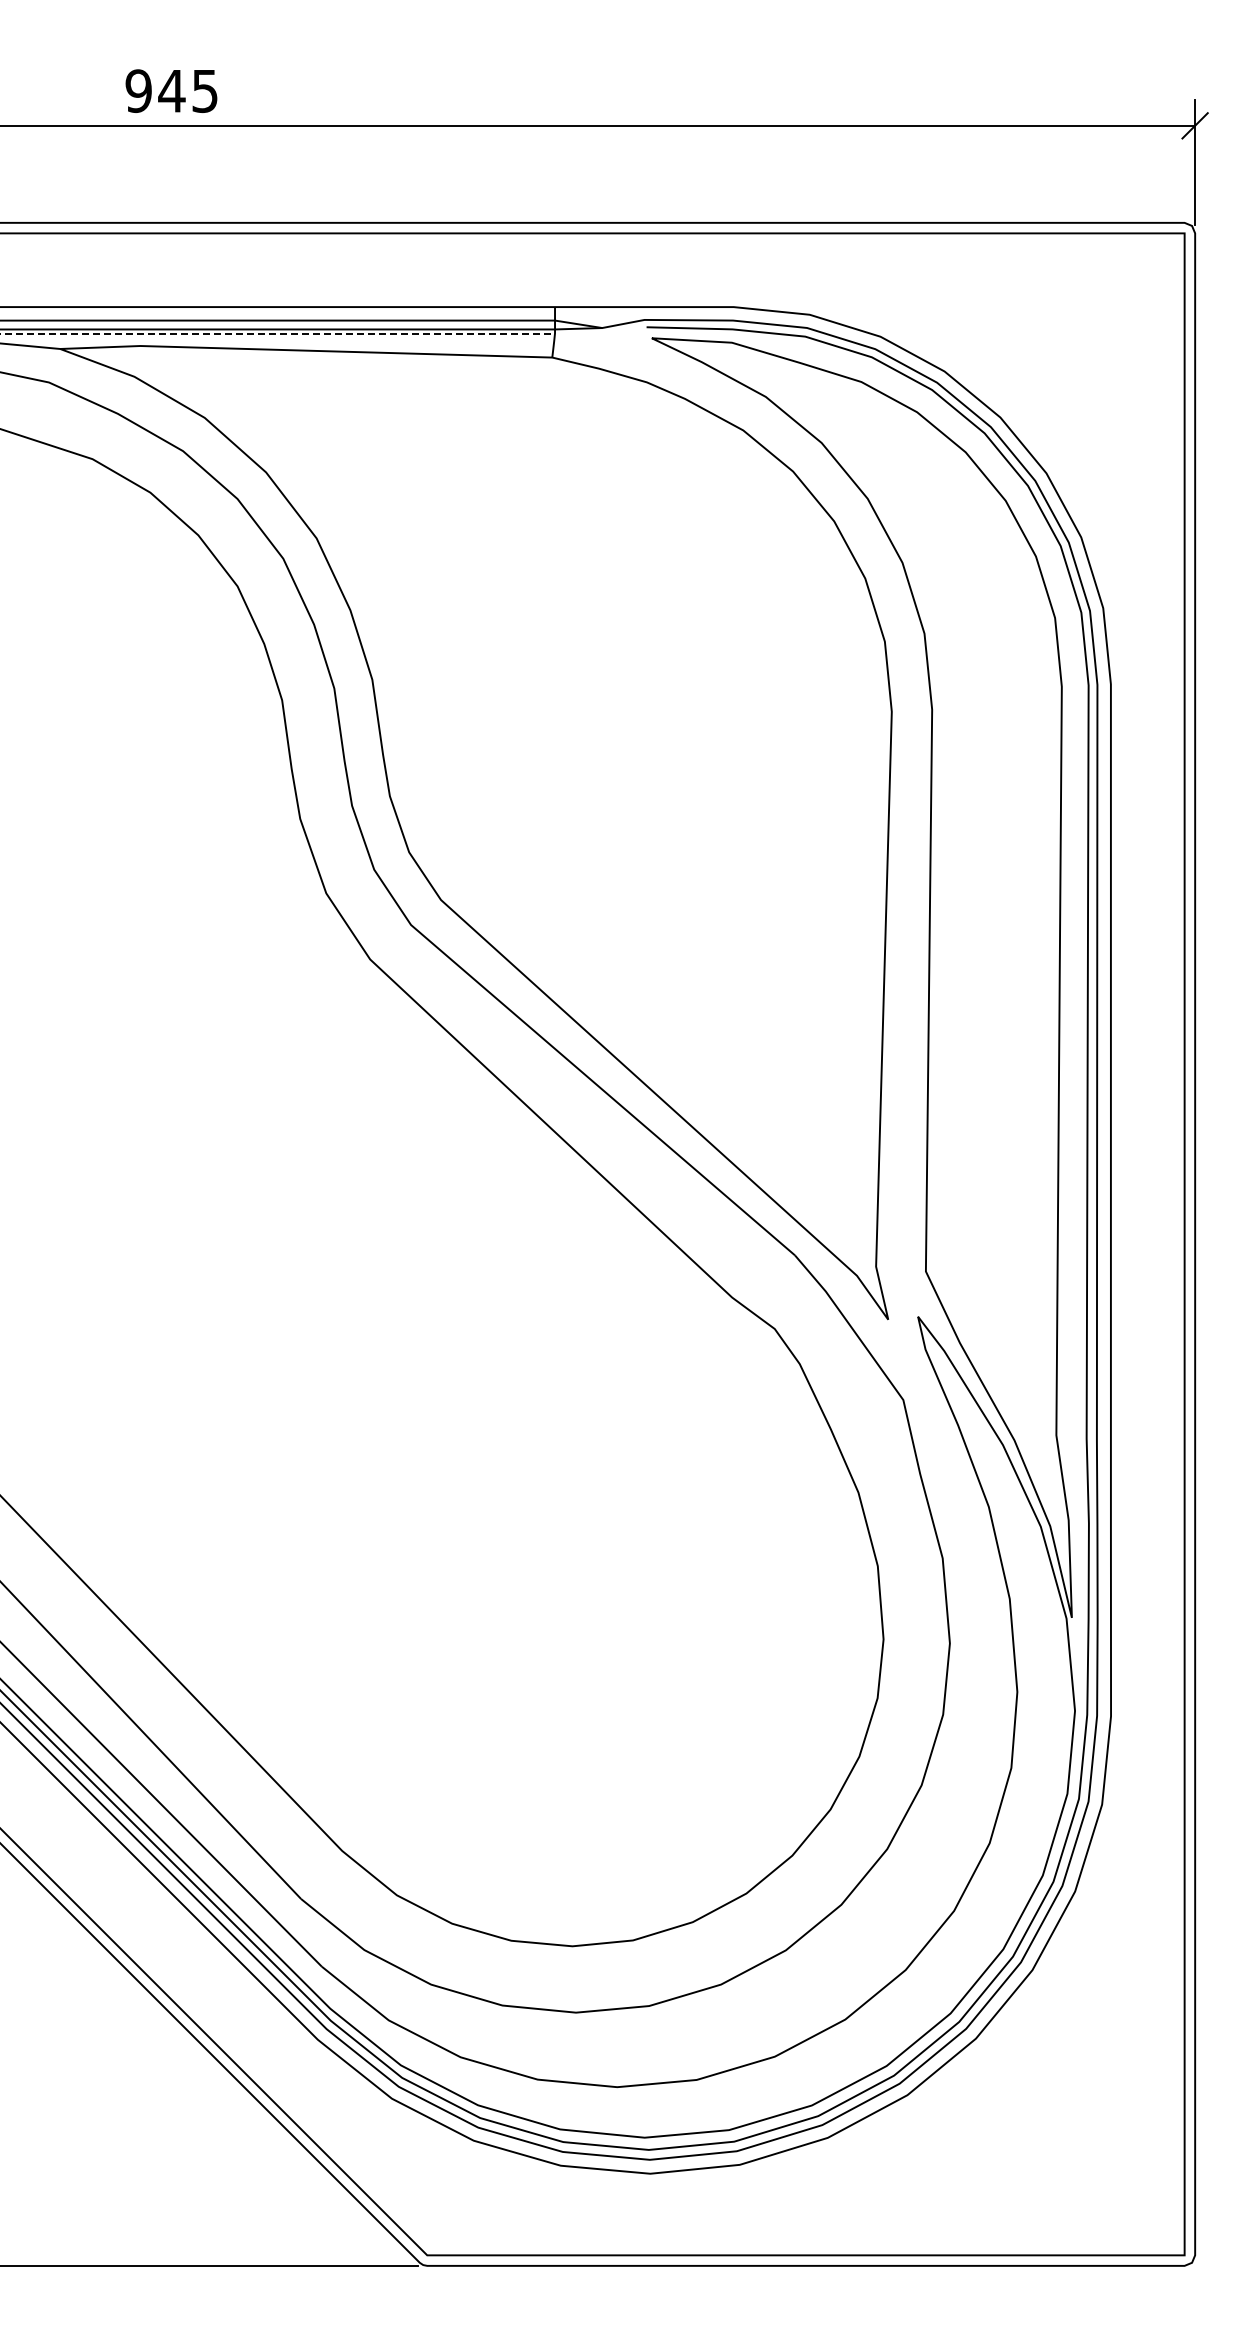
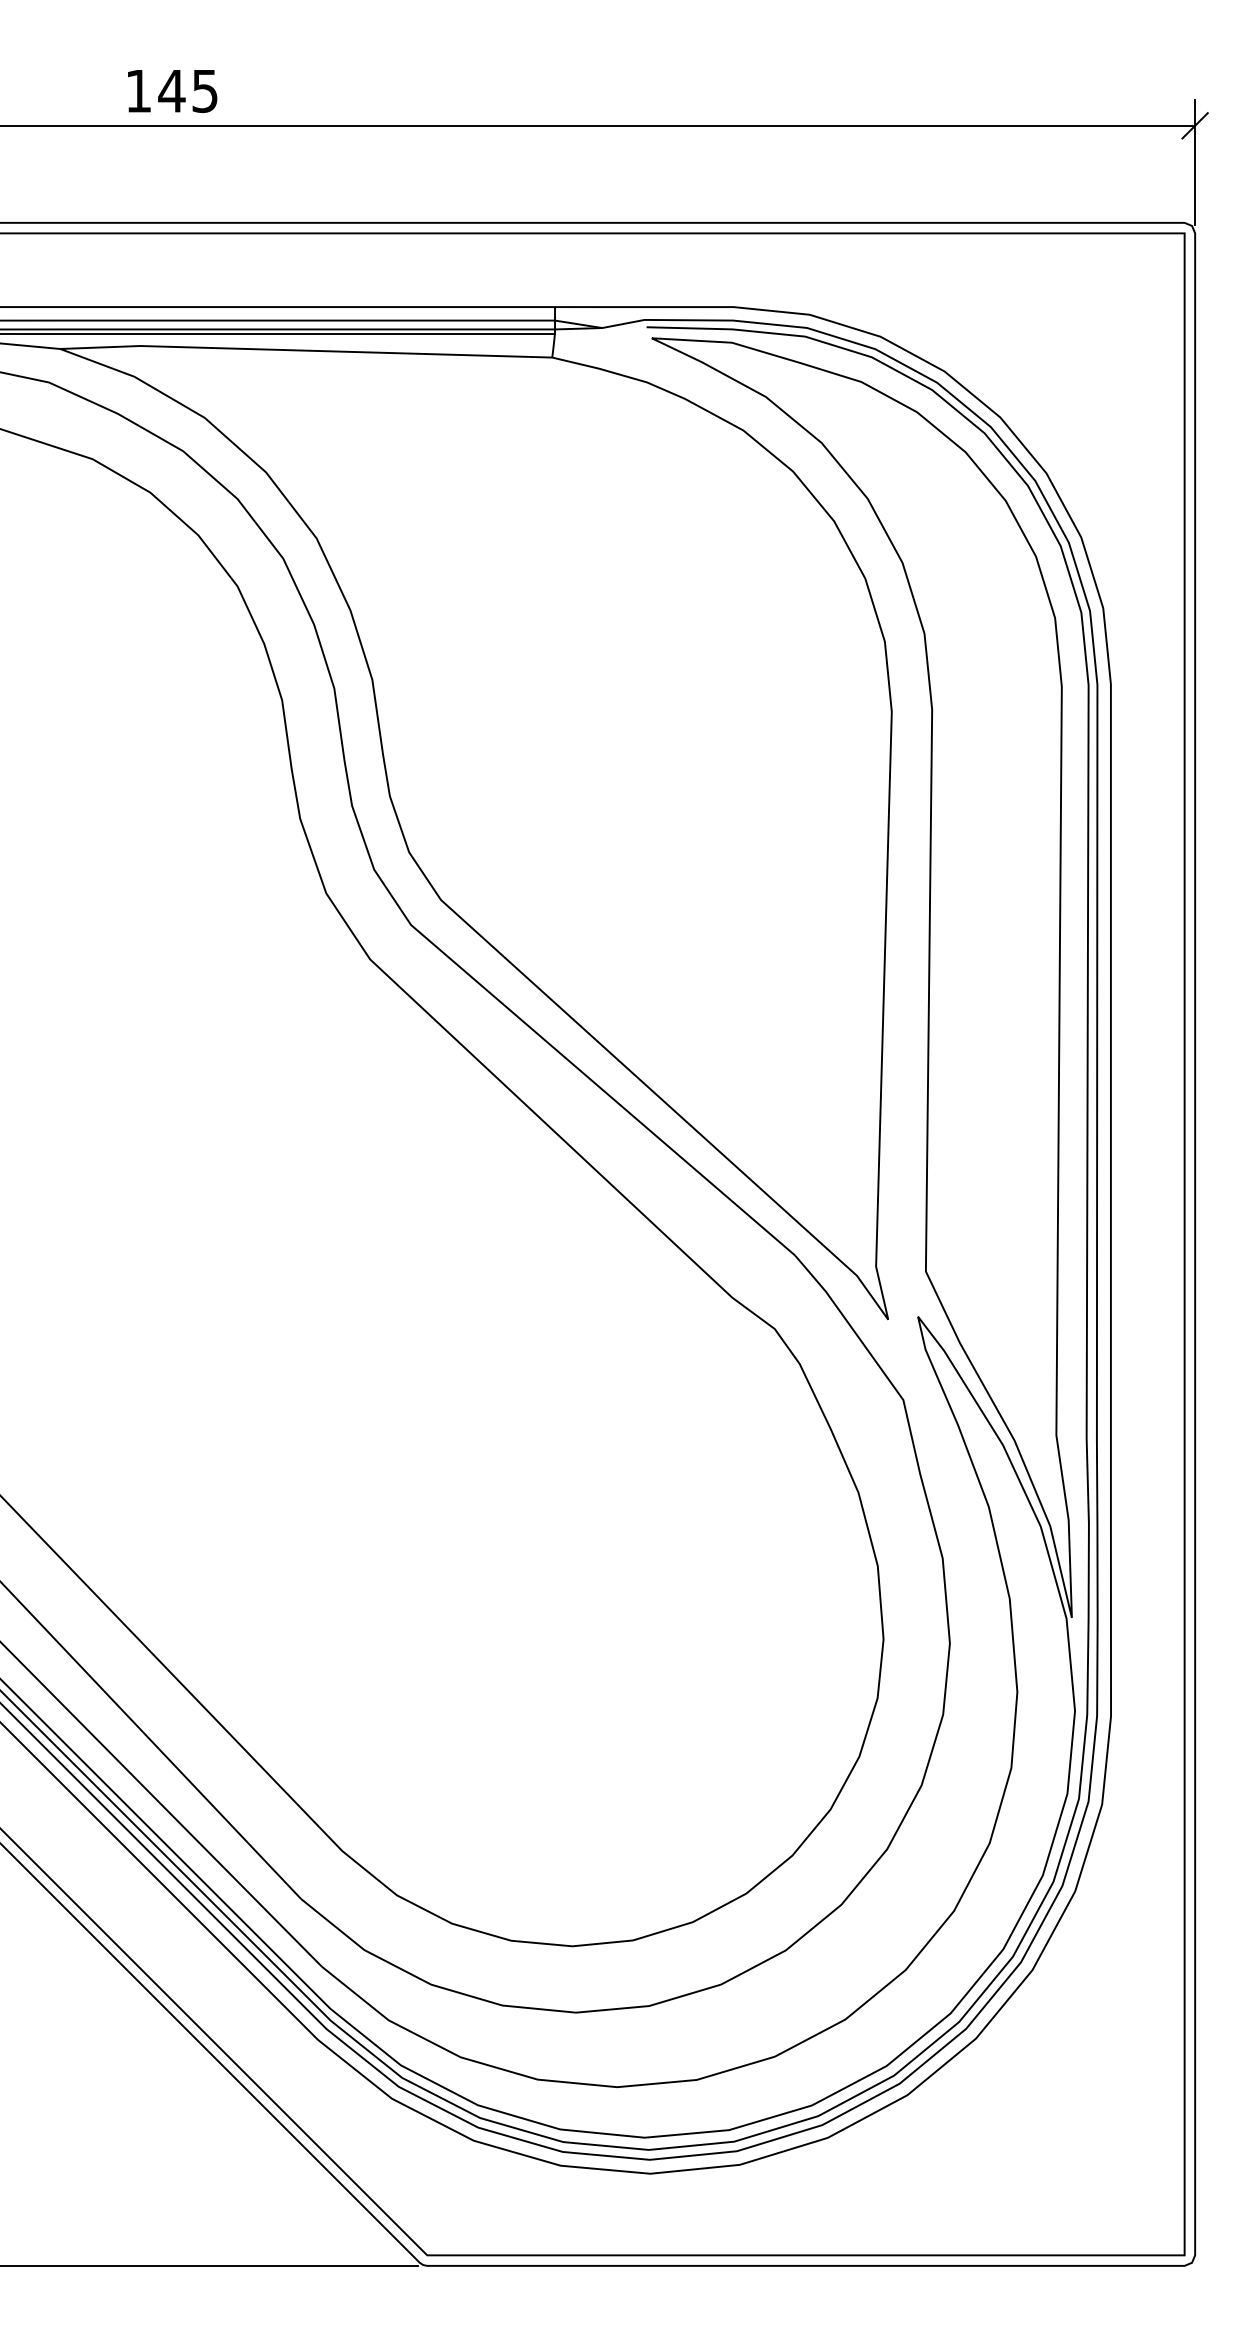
text: 945 -> 145 (138, 90)
line: dashed -> solid (276, 334)
